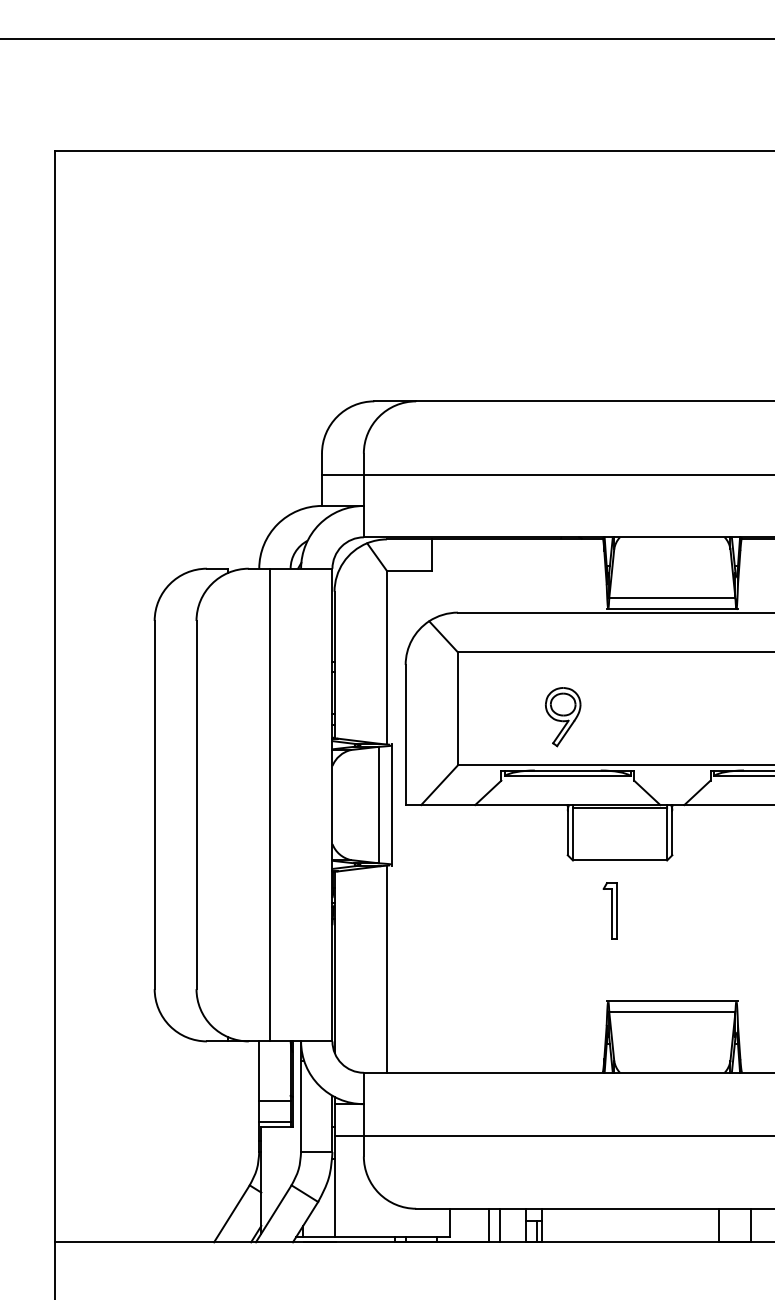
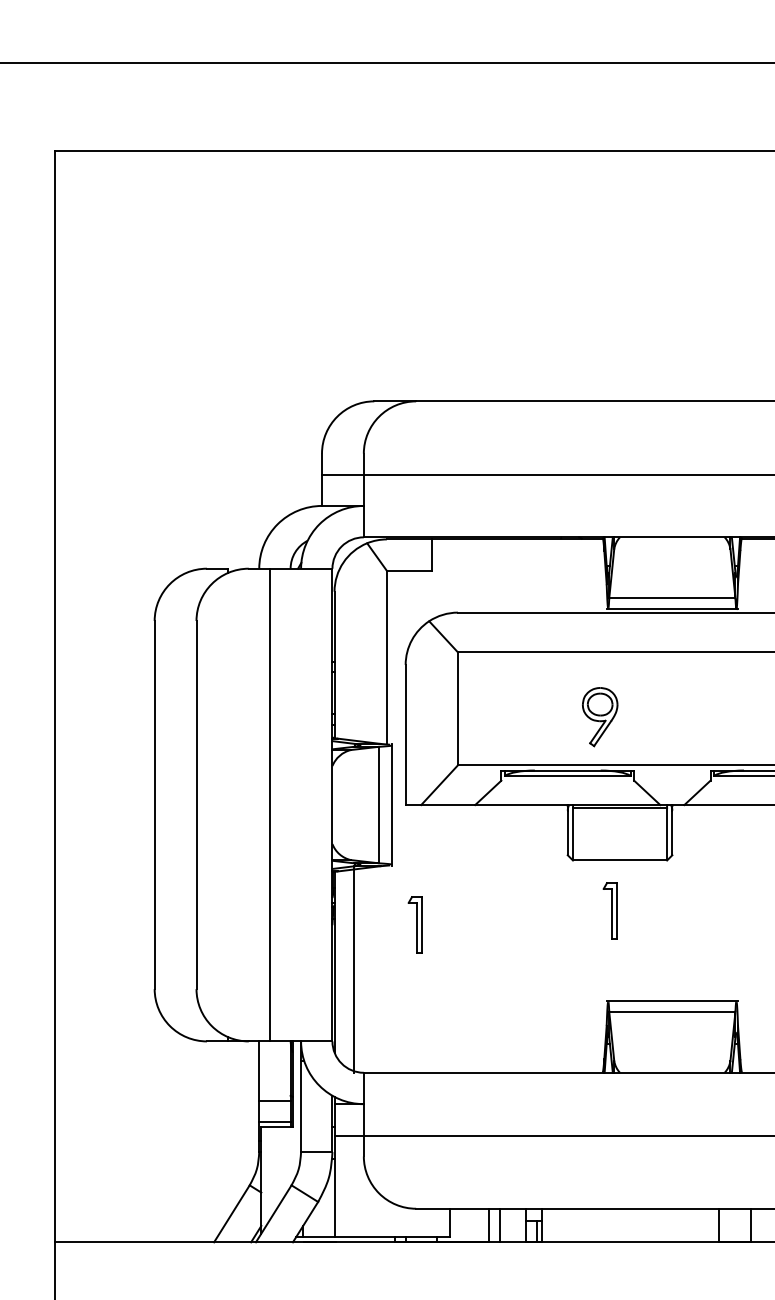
line position: (386, 38) -> (386, 62) (386, 62)
part position: (563, 717) -> (600, 717) (600, 717)
part: none -> present (414, 924)
line position: (386, 968) -> (353, 968) (353, 968)
